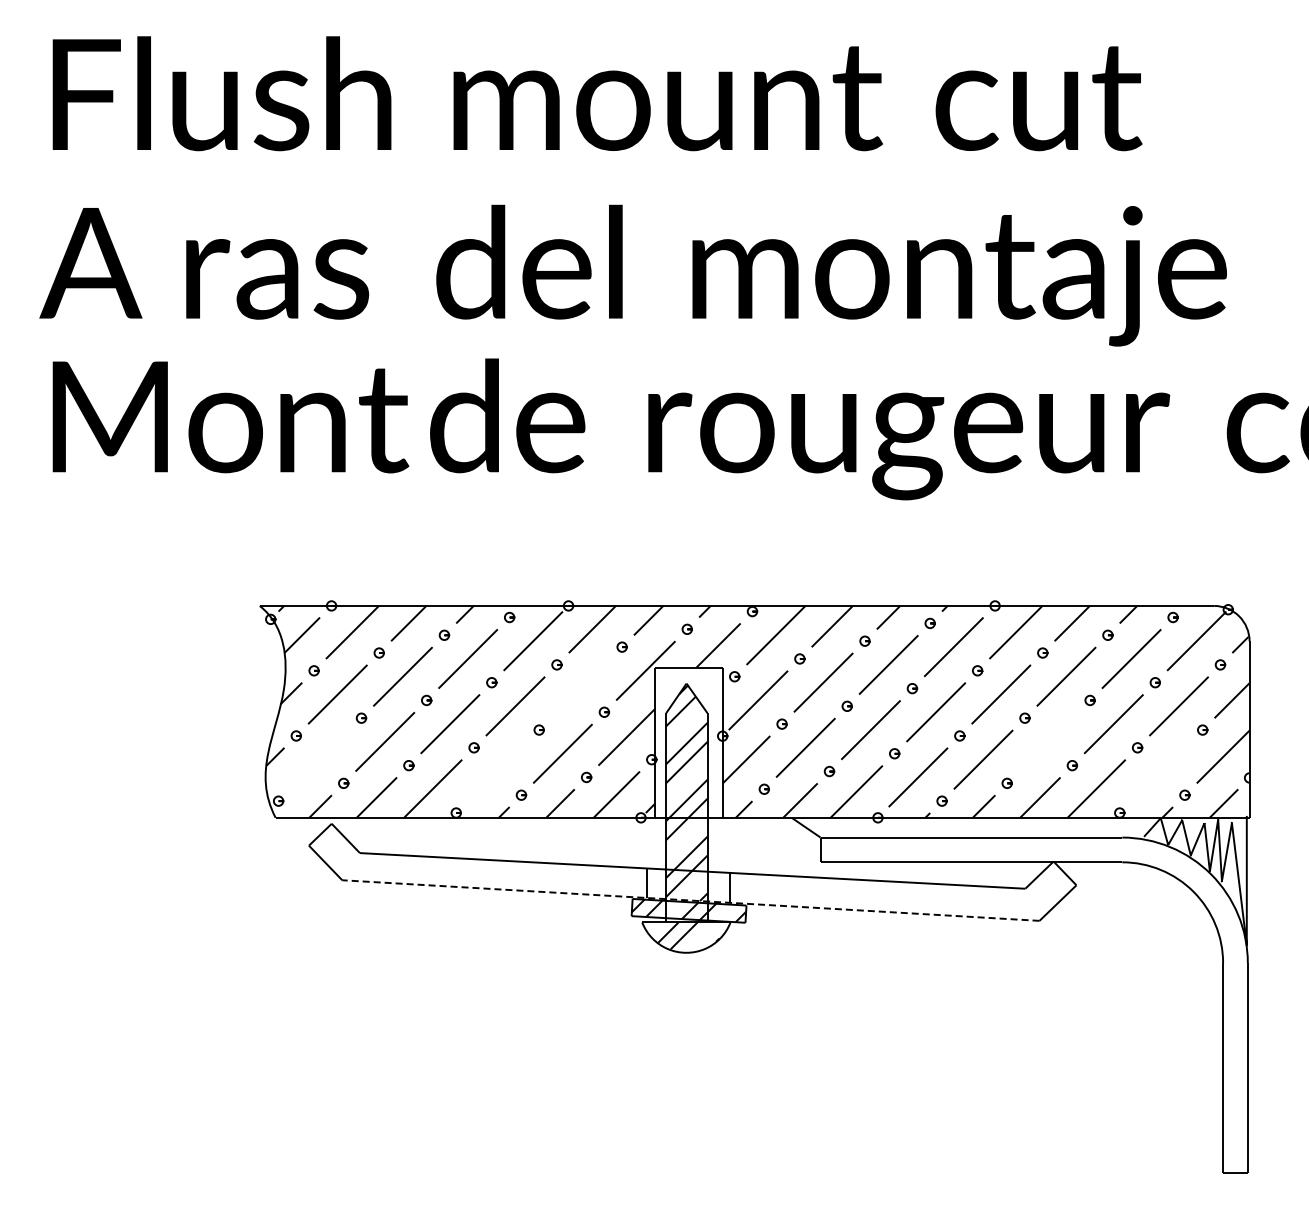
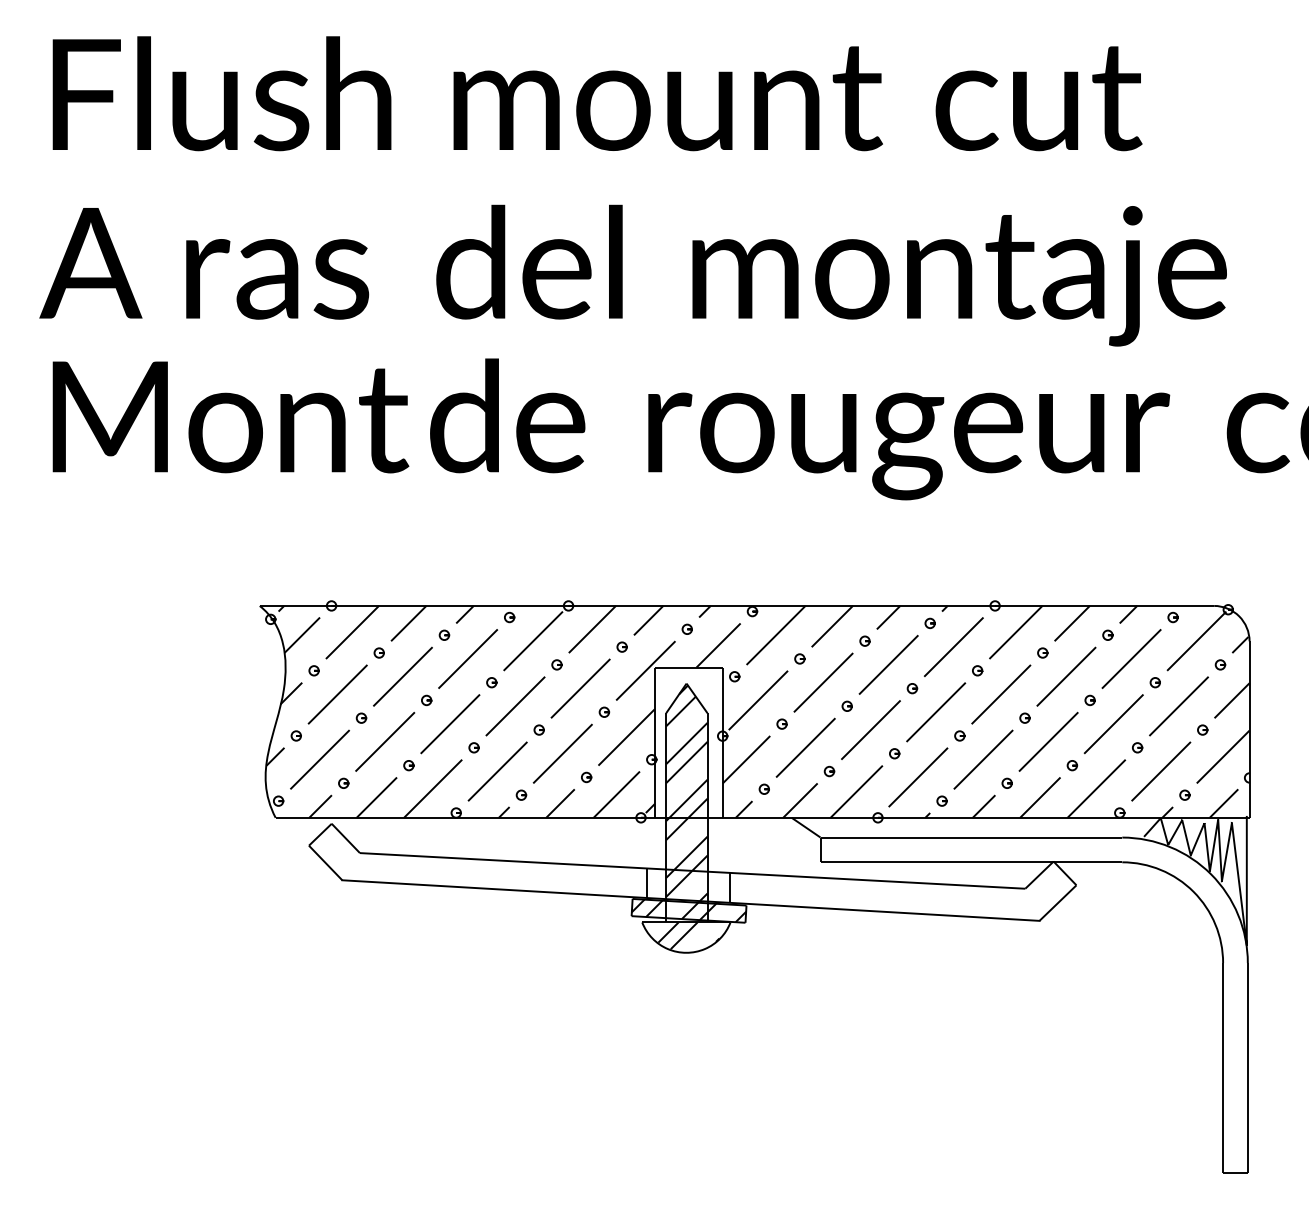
line: none -> present (580, 688)
line: none -> present (1048, 741)
line: none -> present (319, 759)
line: none -> present (497, 771)
line: none -> present (1161, 771)
line: dashed -> solid (690, 900)
